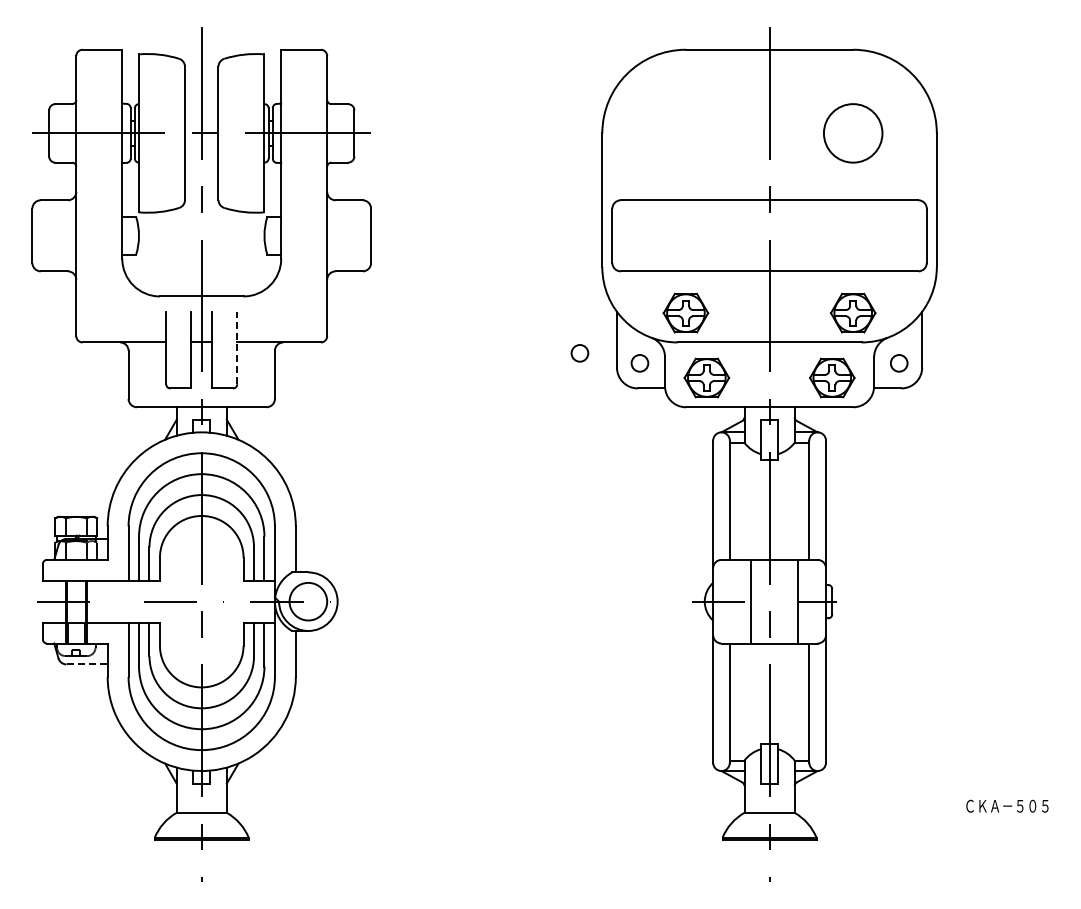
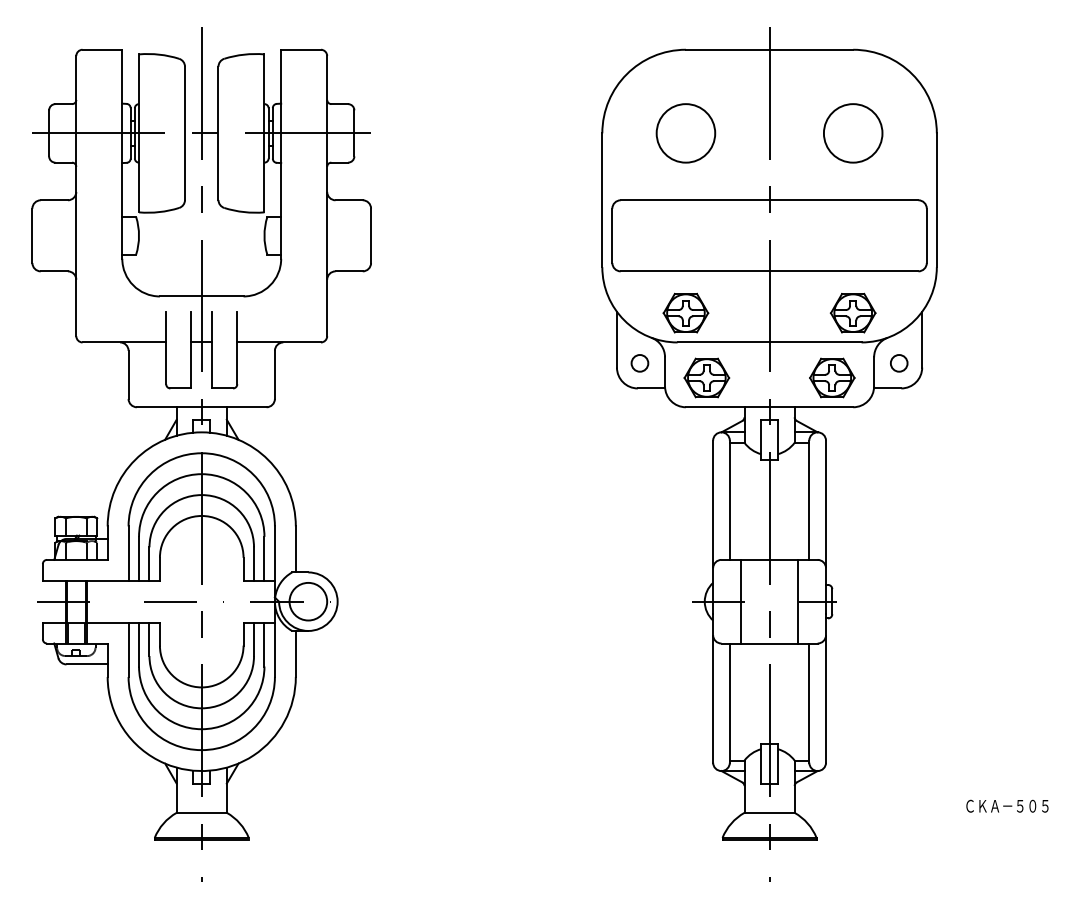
circle: none -> present (685, 133)
line: dashed -> solid (237, 347)
circle: present -> none (579, 353)
line position: (751, 601) -> (741, 601) (741, 601)
line: dashed -> solid (87, 664)
